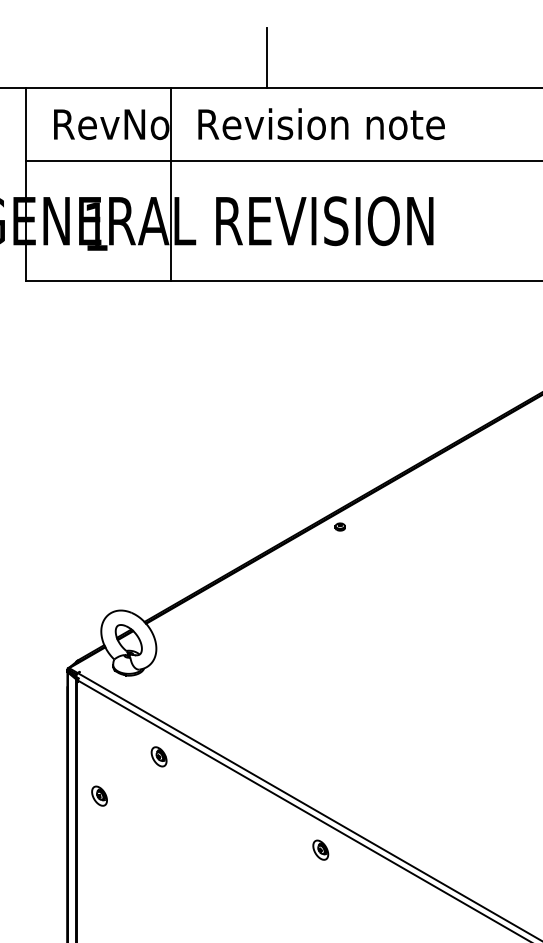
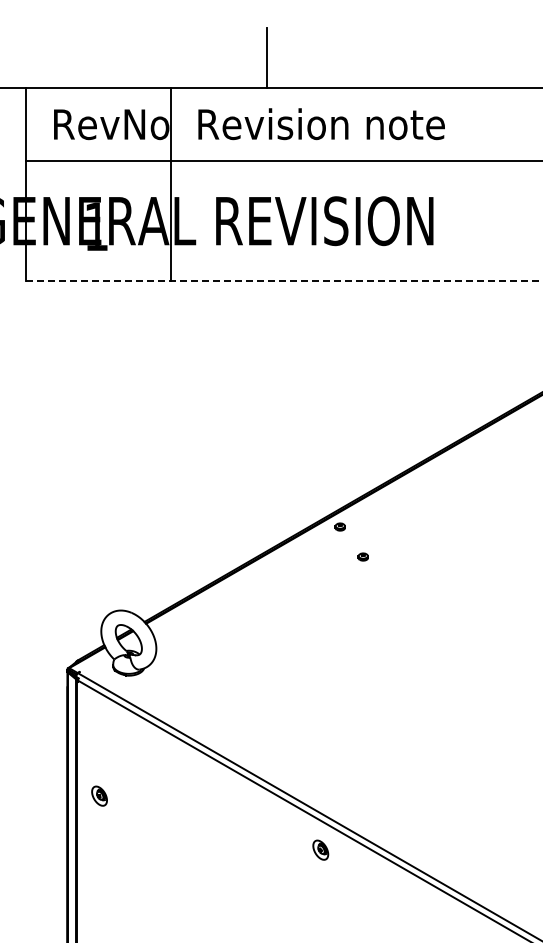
line: solid -> dashed (284, 280)
part: none -> present (362, 556)
part: present -> none (158, 756)
